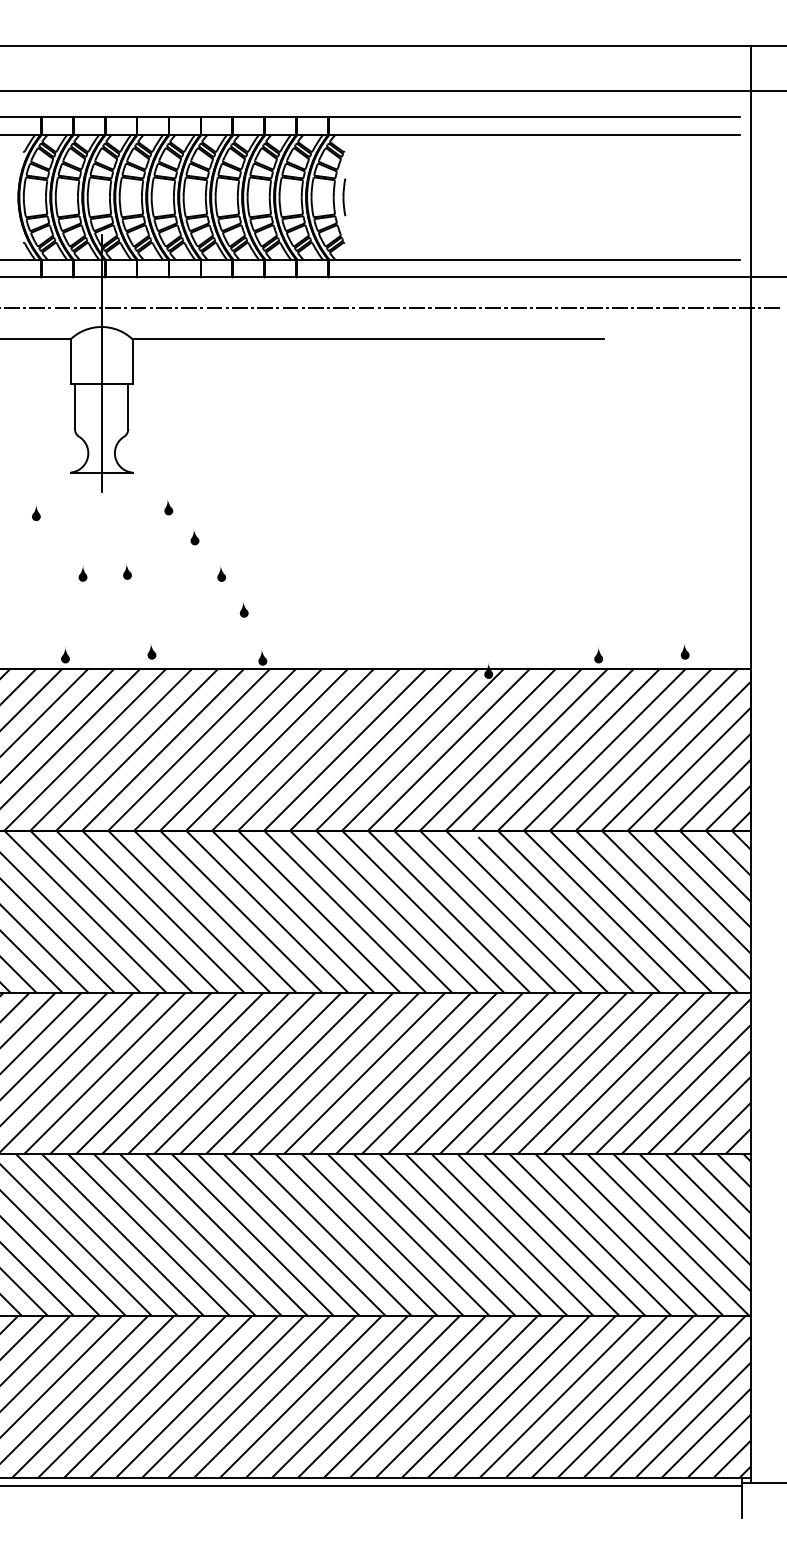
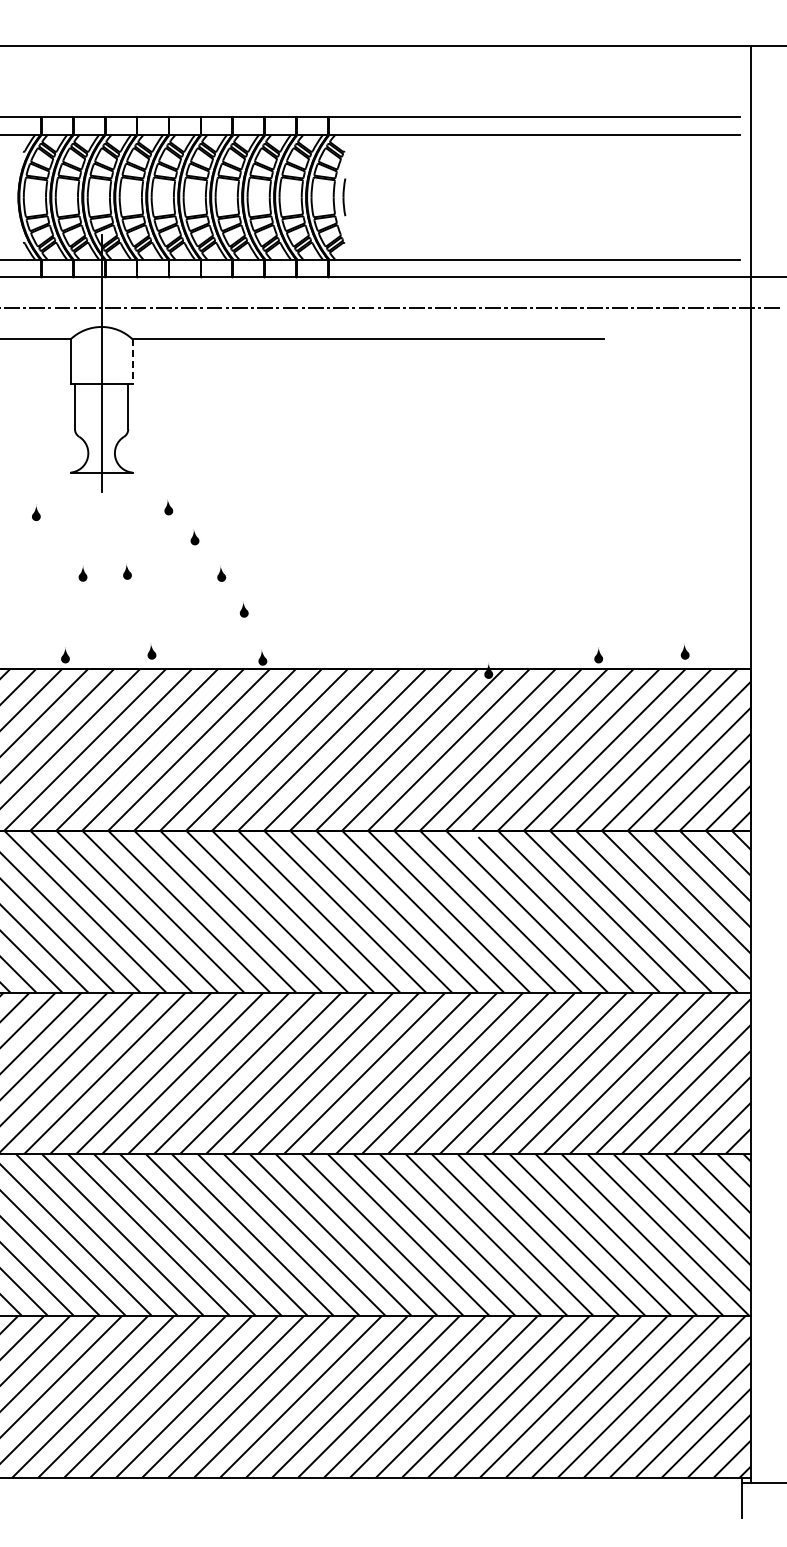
line: present -> none (392, 90)
line: solid -> dashed (132, 362)
line: present -> none (371, 1486)
